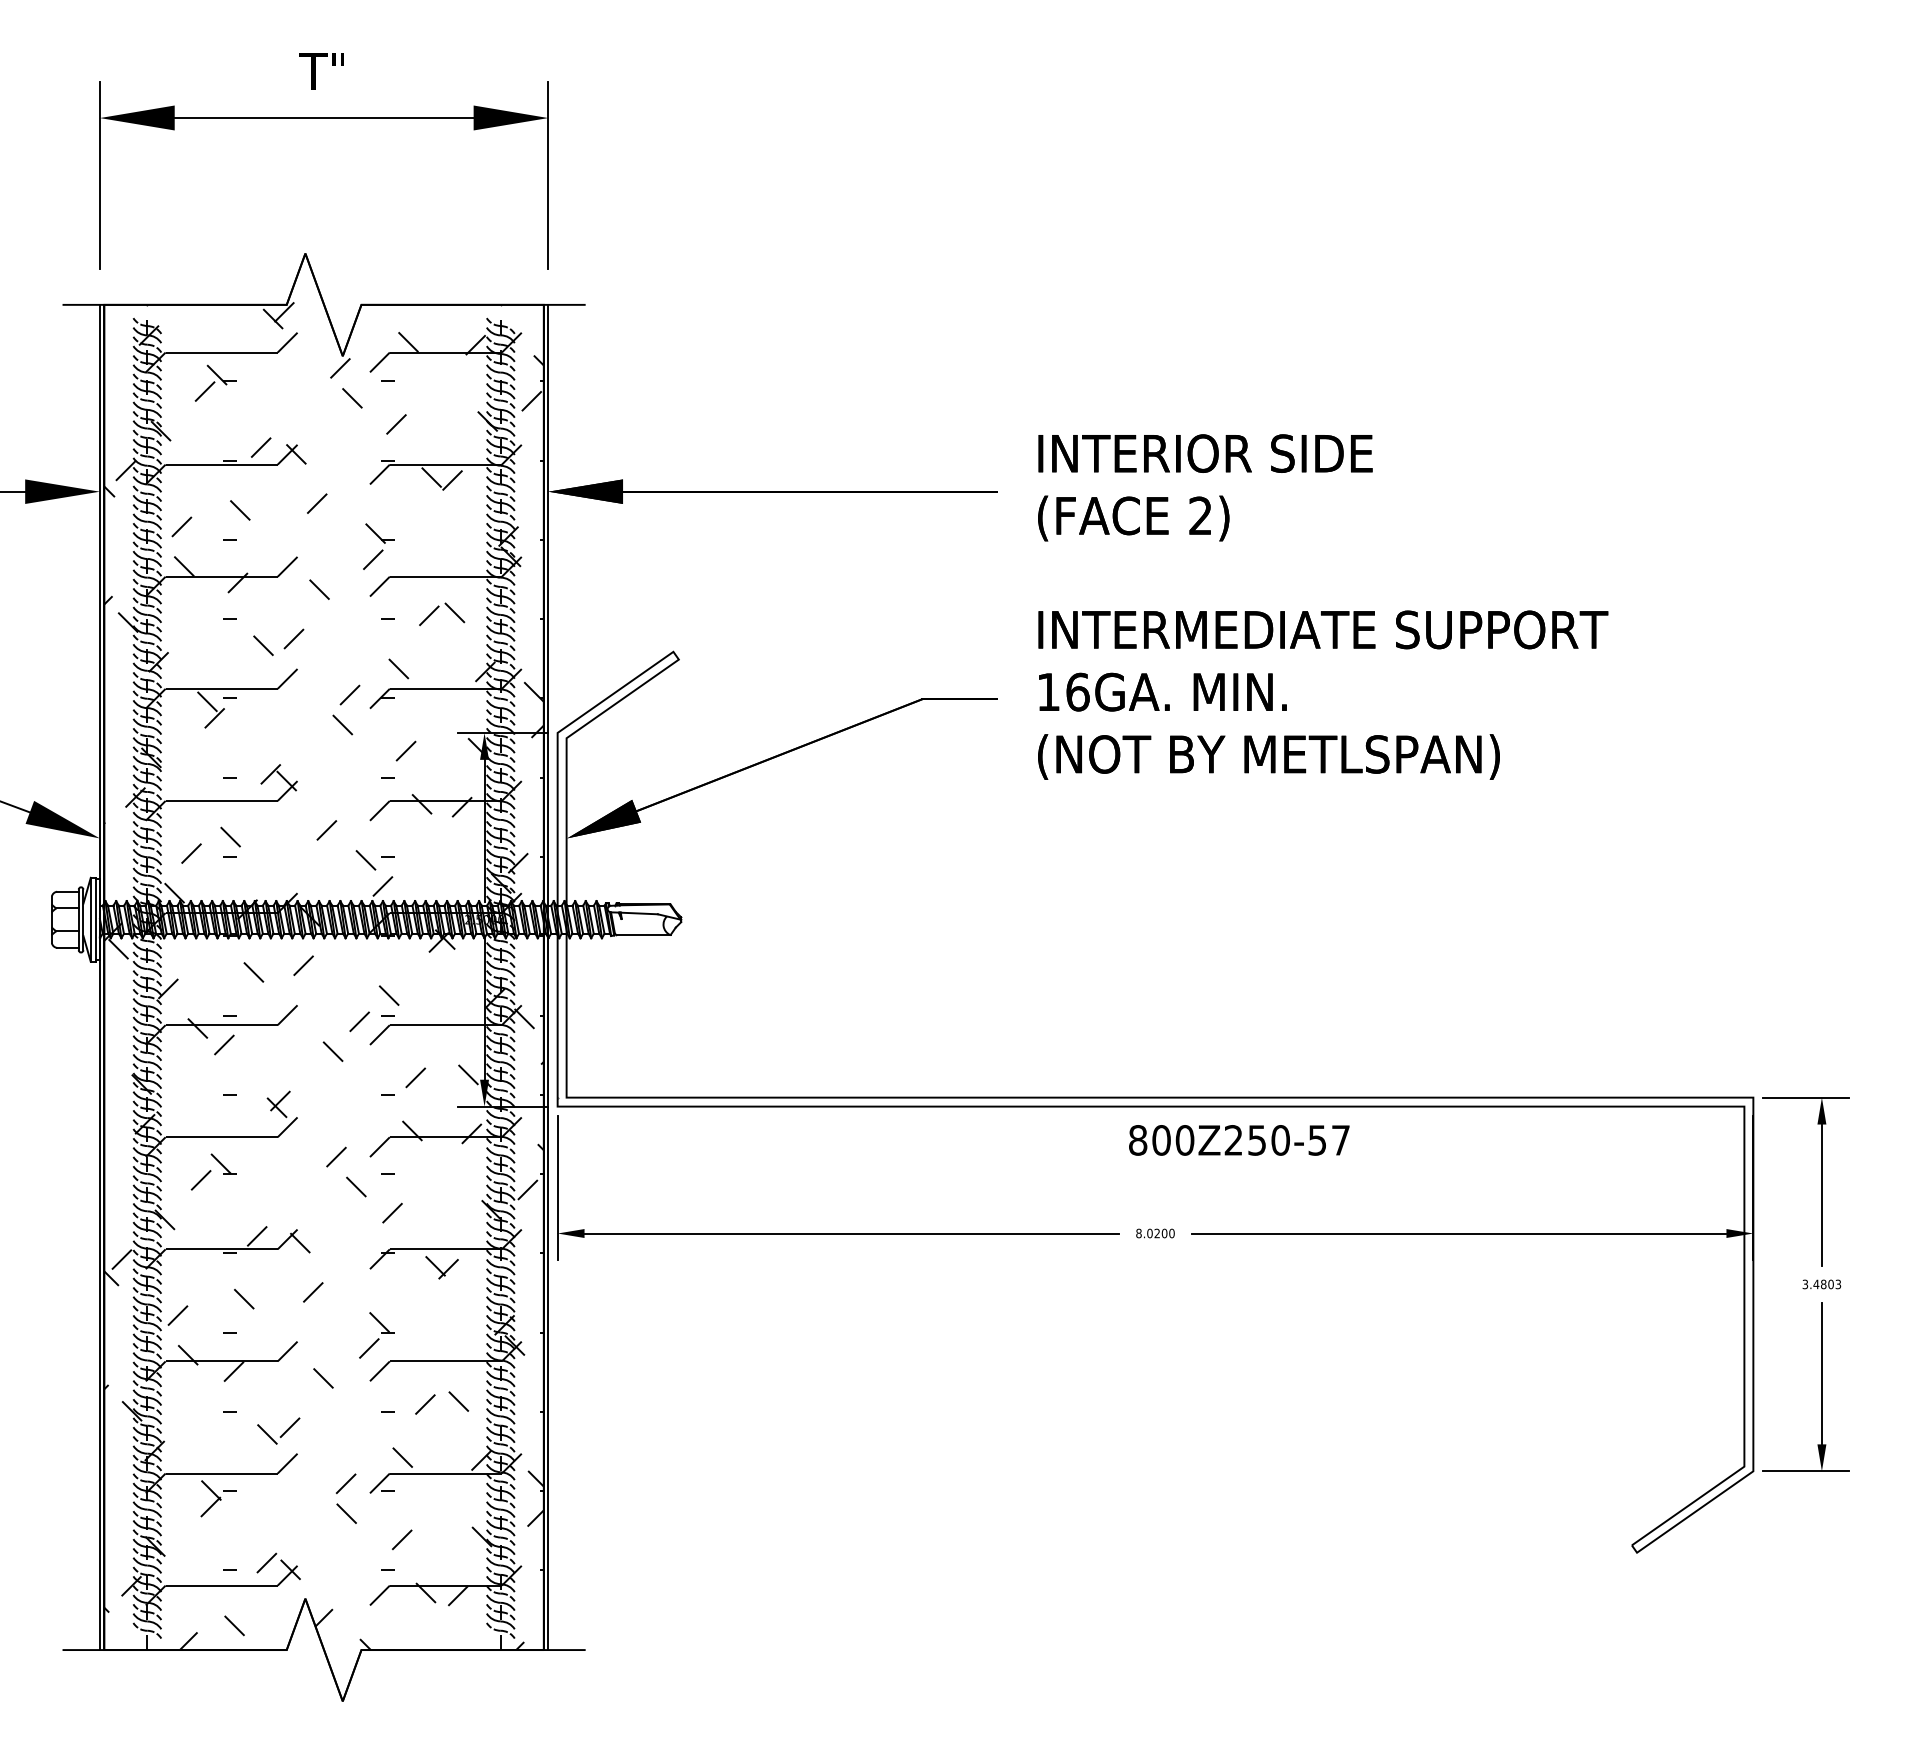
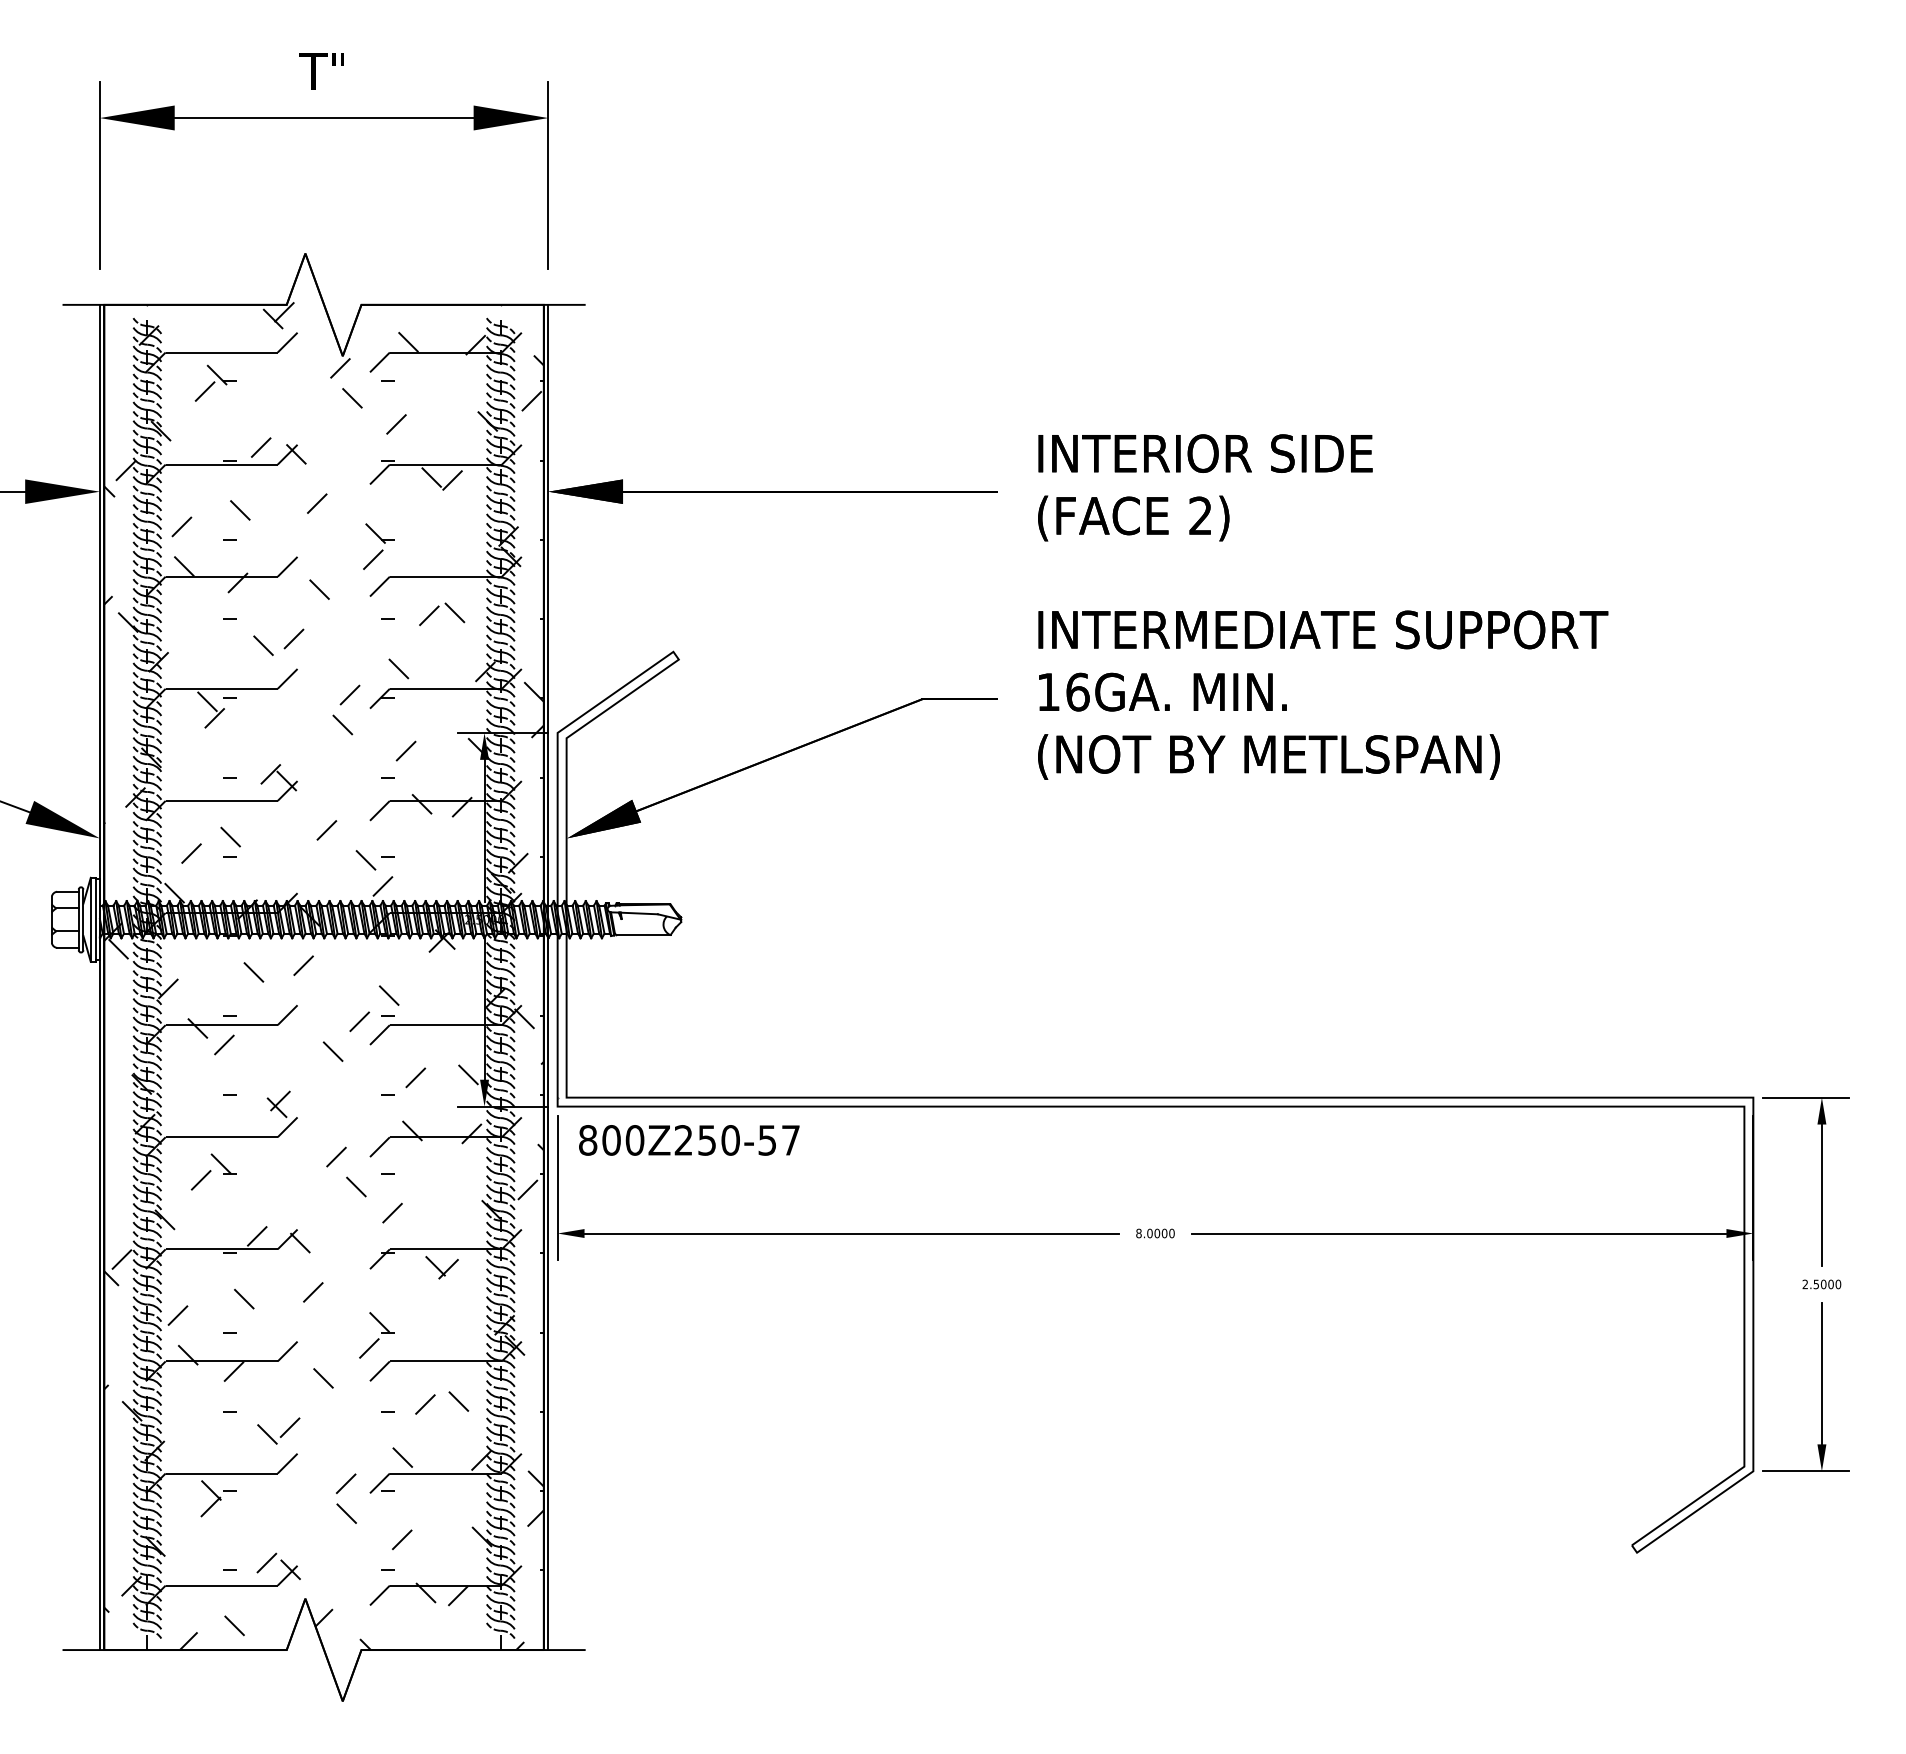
text position: (1239, 1140) -> (689, 1140) (689, 1140)
text: 8.0200 -> 8.0000 (1157, 1233)
text: 3.4803 -> 2.5000 (1821, 1284)
